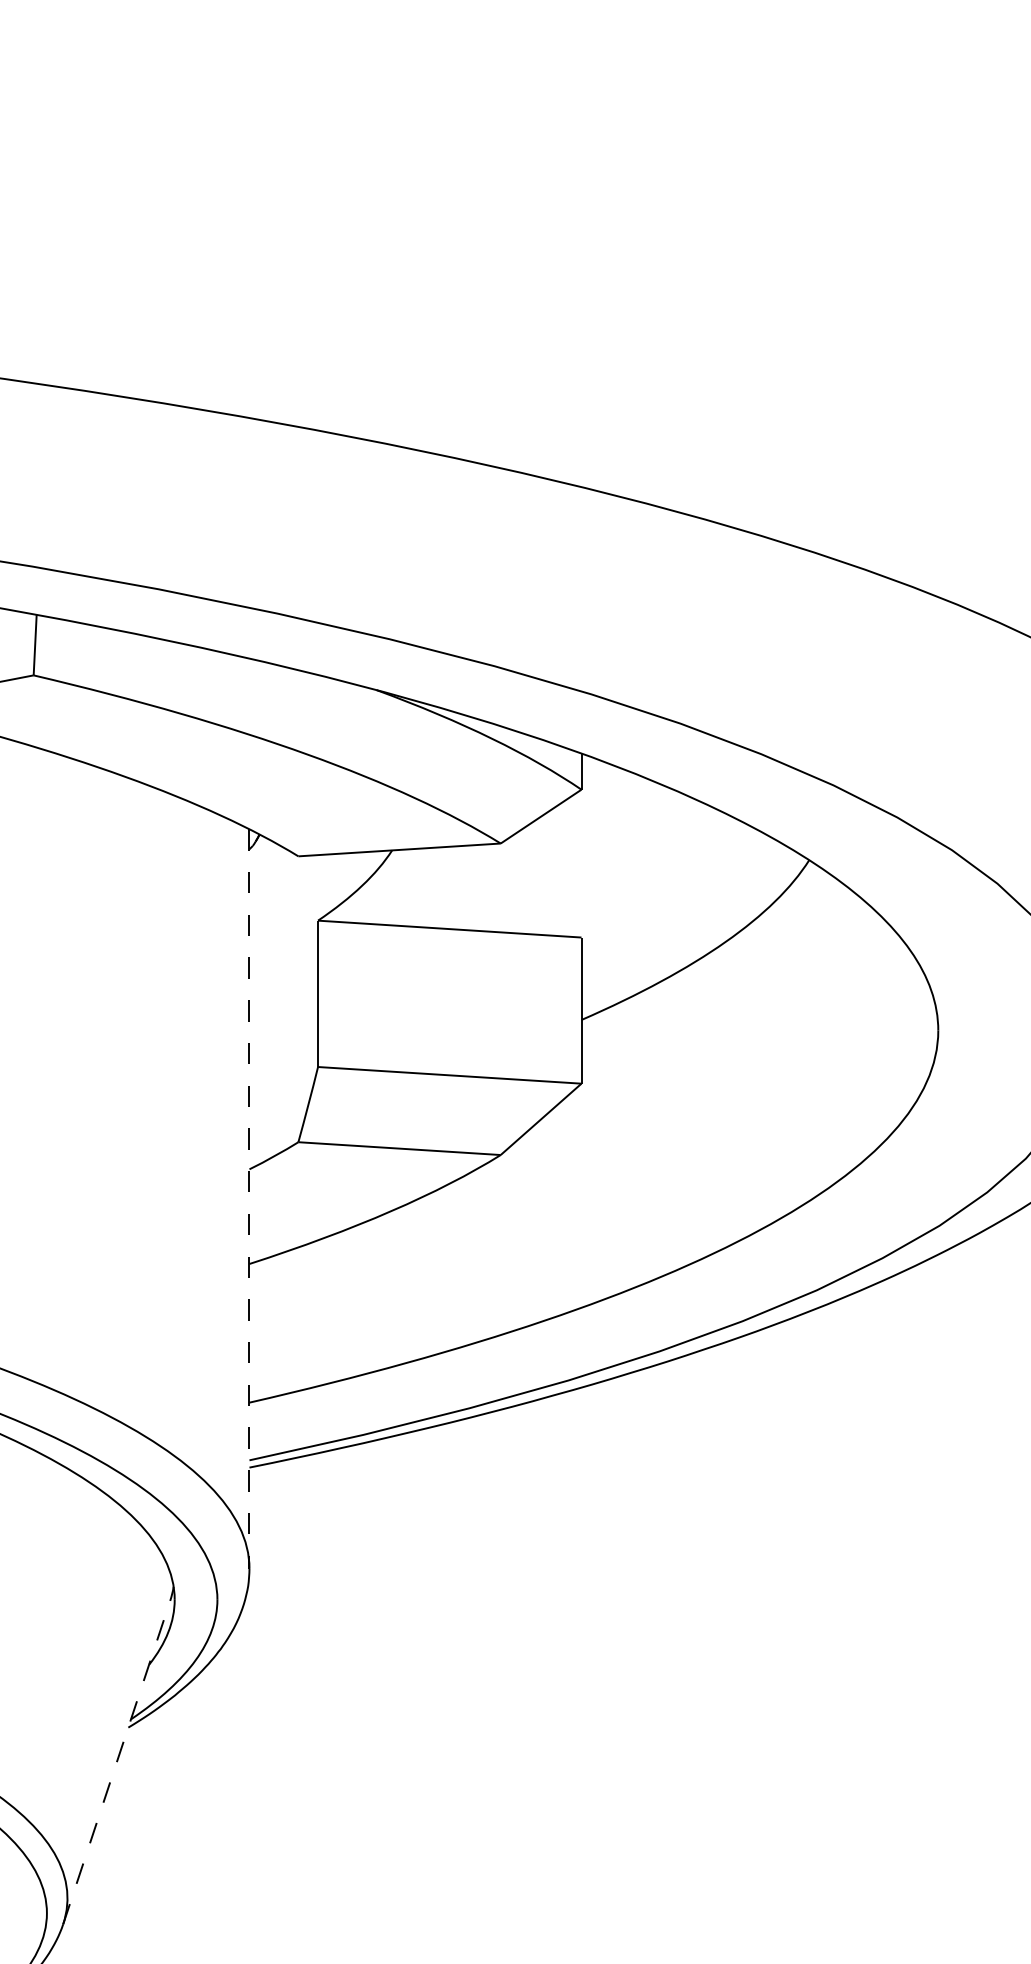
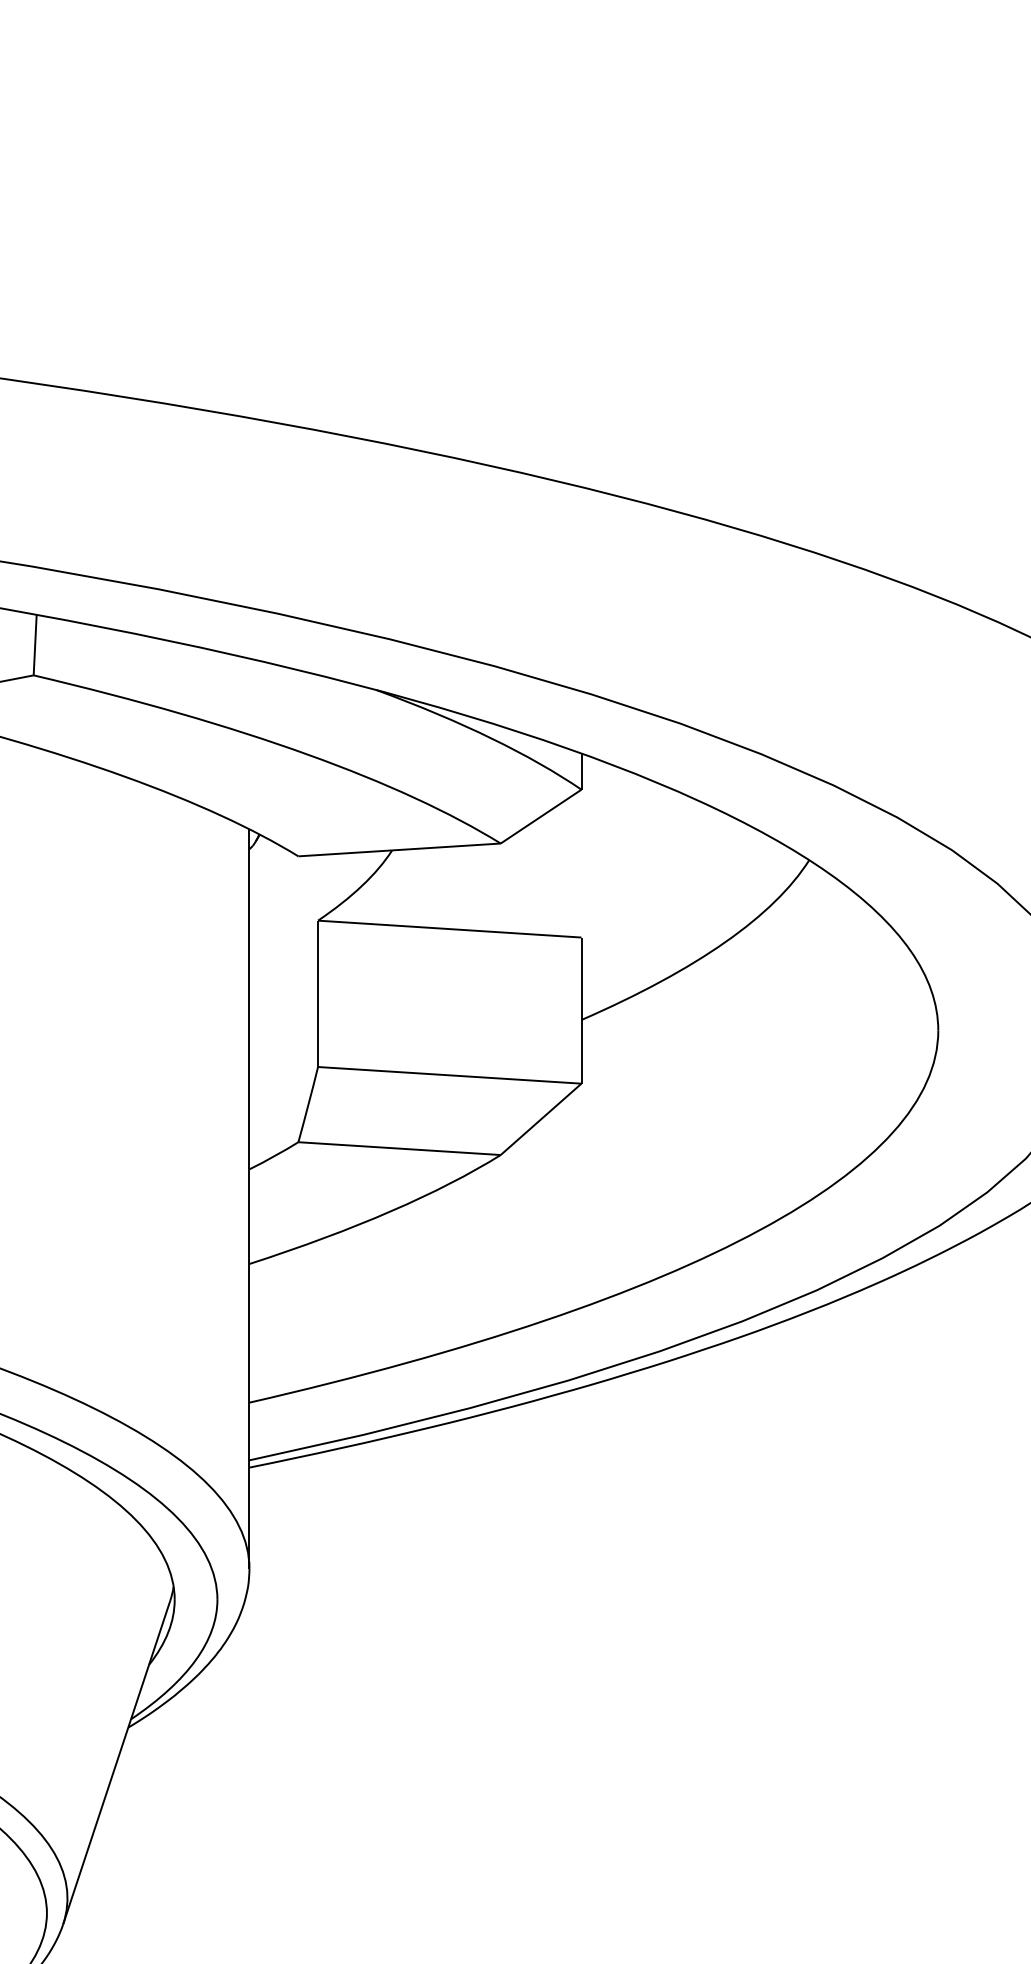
line: dashed -> solid (249, 1198)
line: dashed -> solid (116, 1762)
